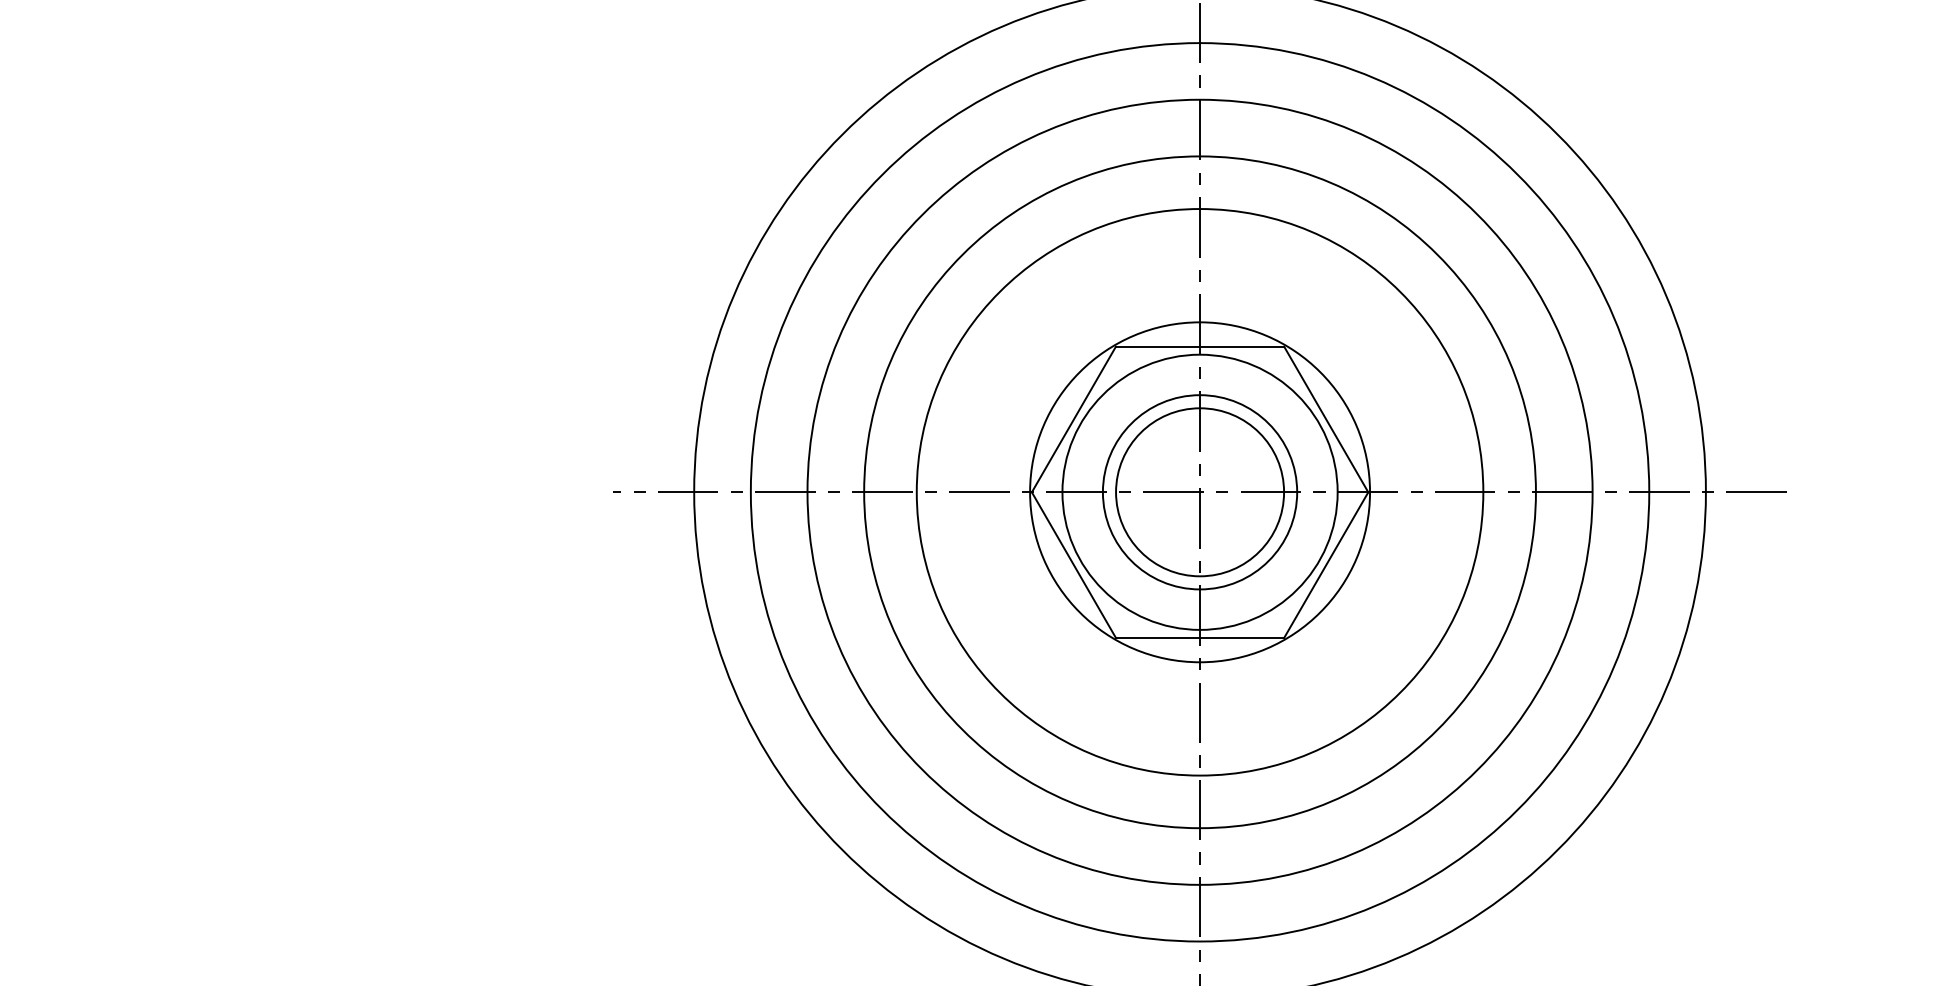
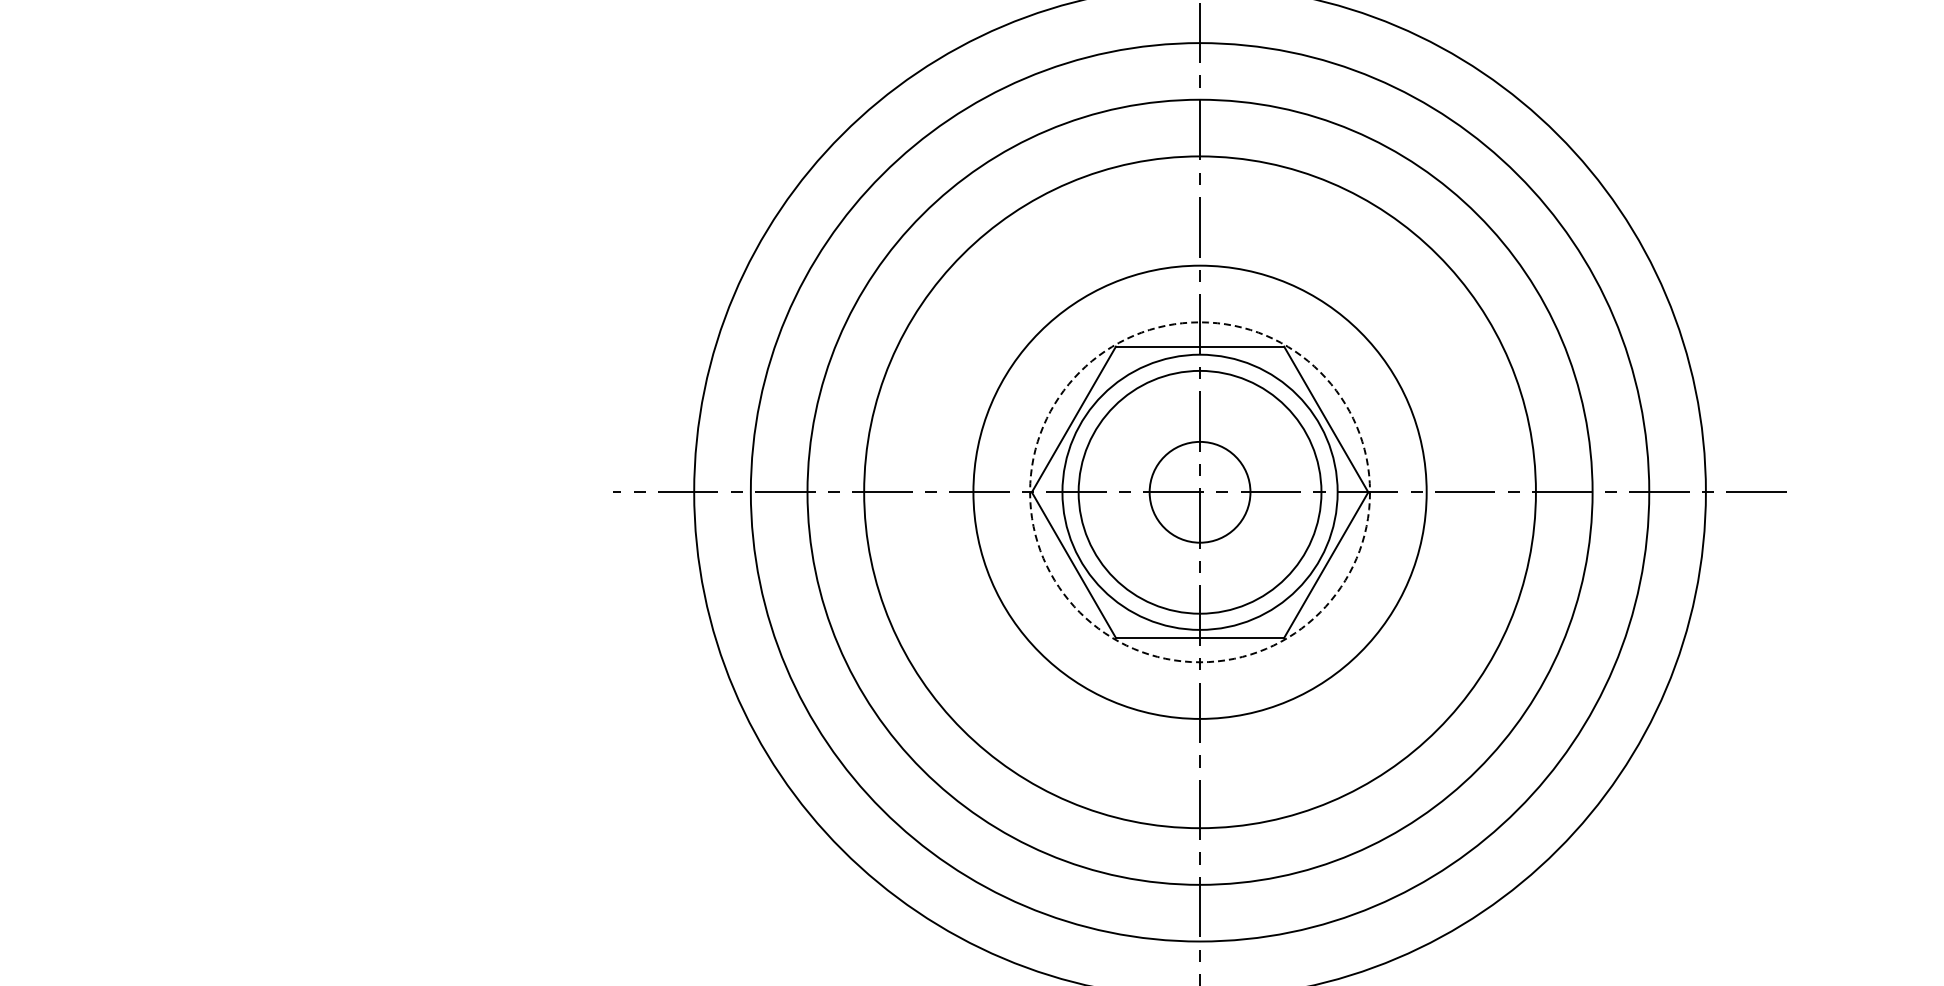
circle diameter: 194 px -> 243 px (1199, 491)
circle diameter: 567 px -> 453 px (1199, 491)
circle diameter: 168 px -> 101 px (1199, 491)
circle: solid -> dashed (1200, 492)
